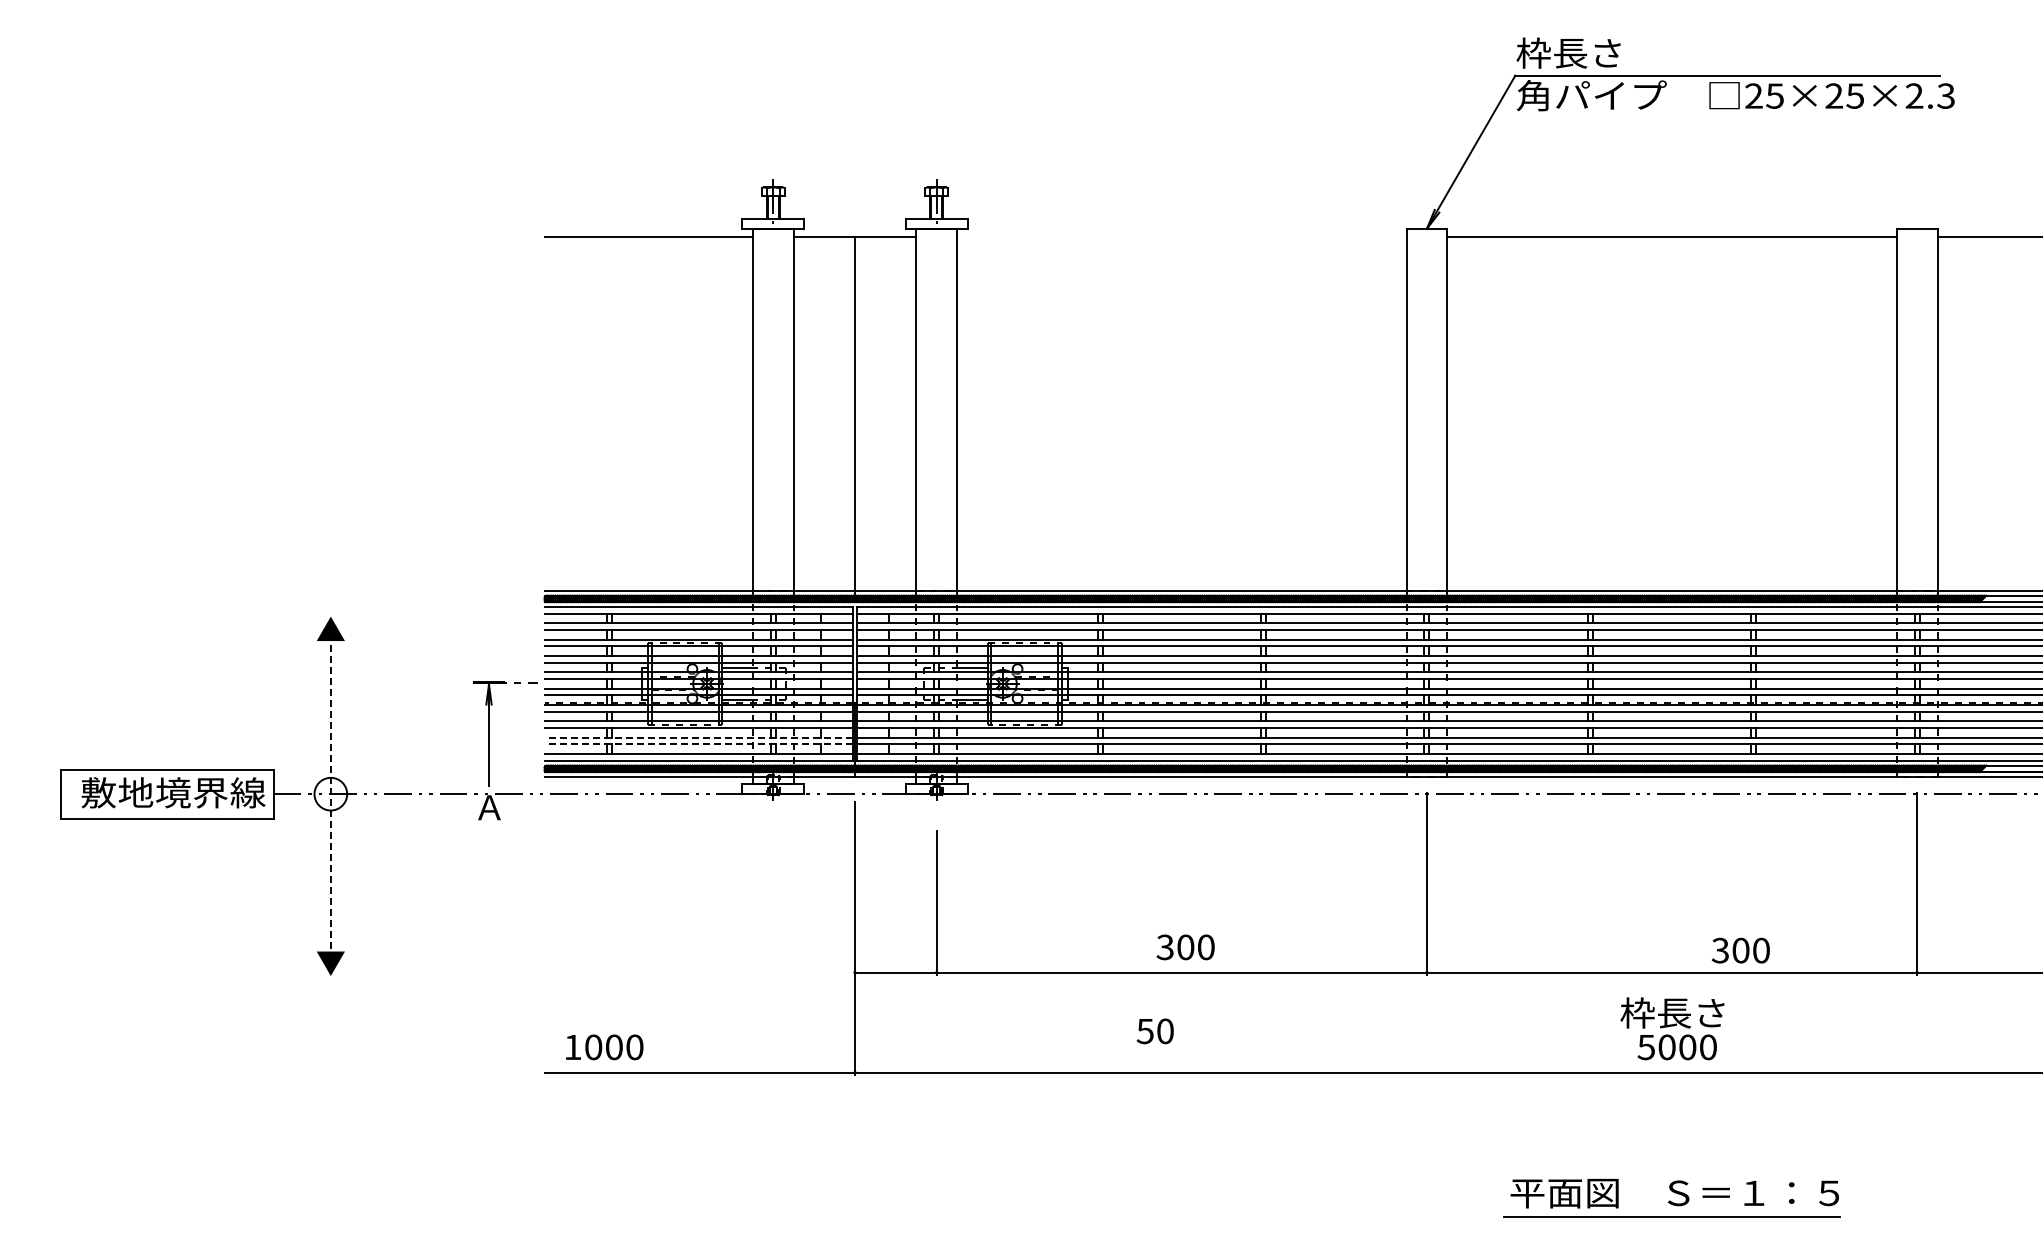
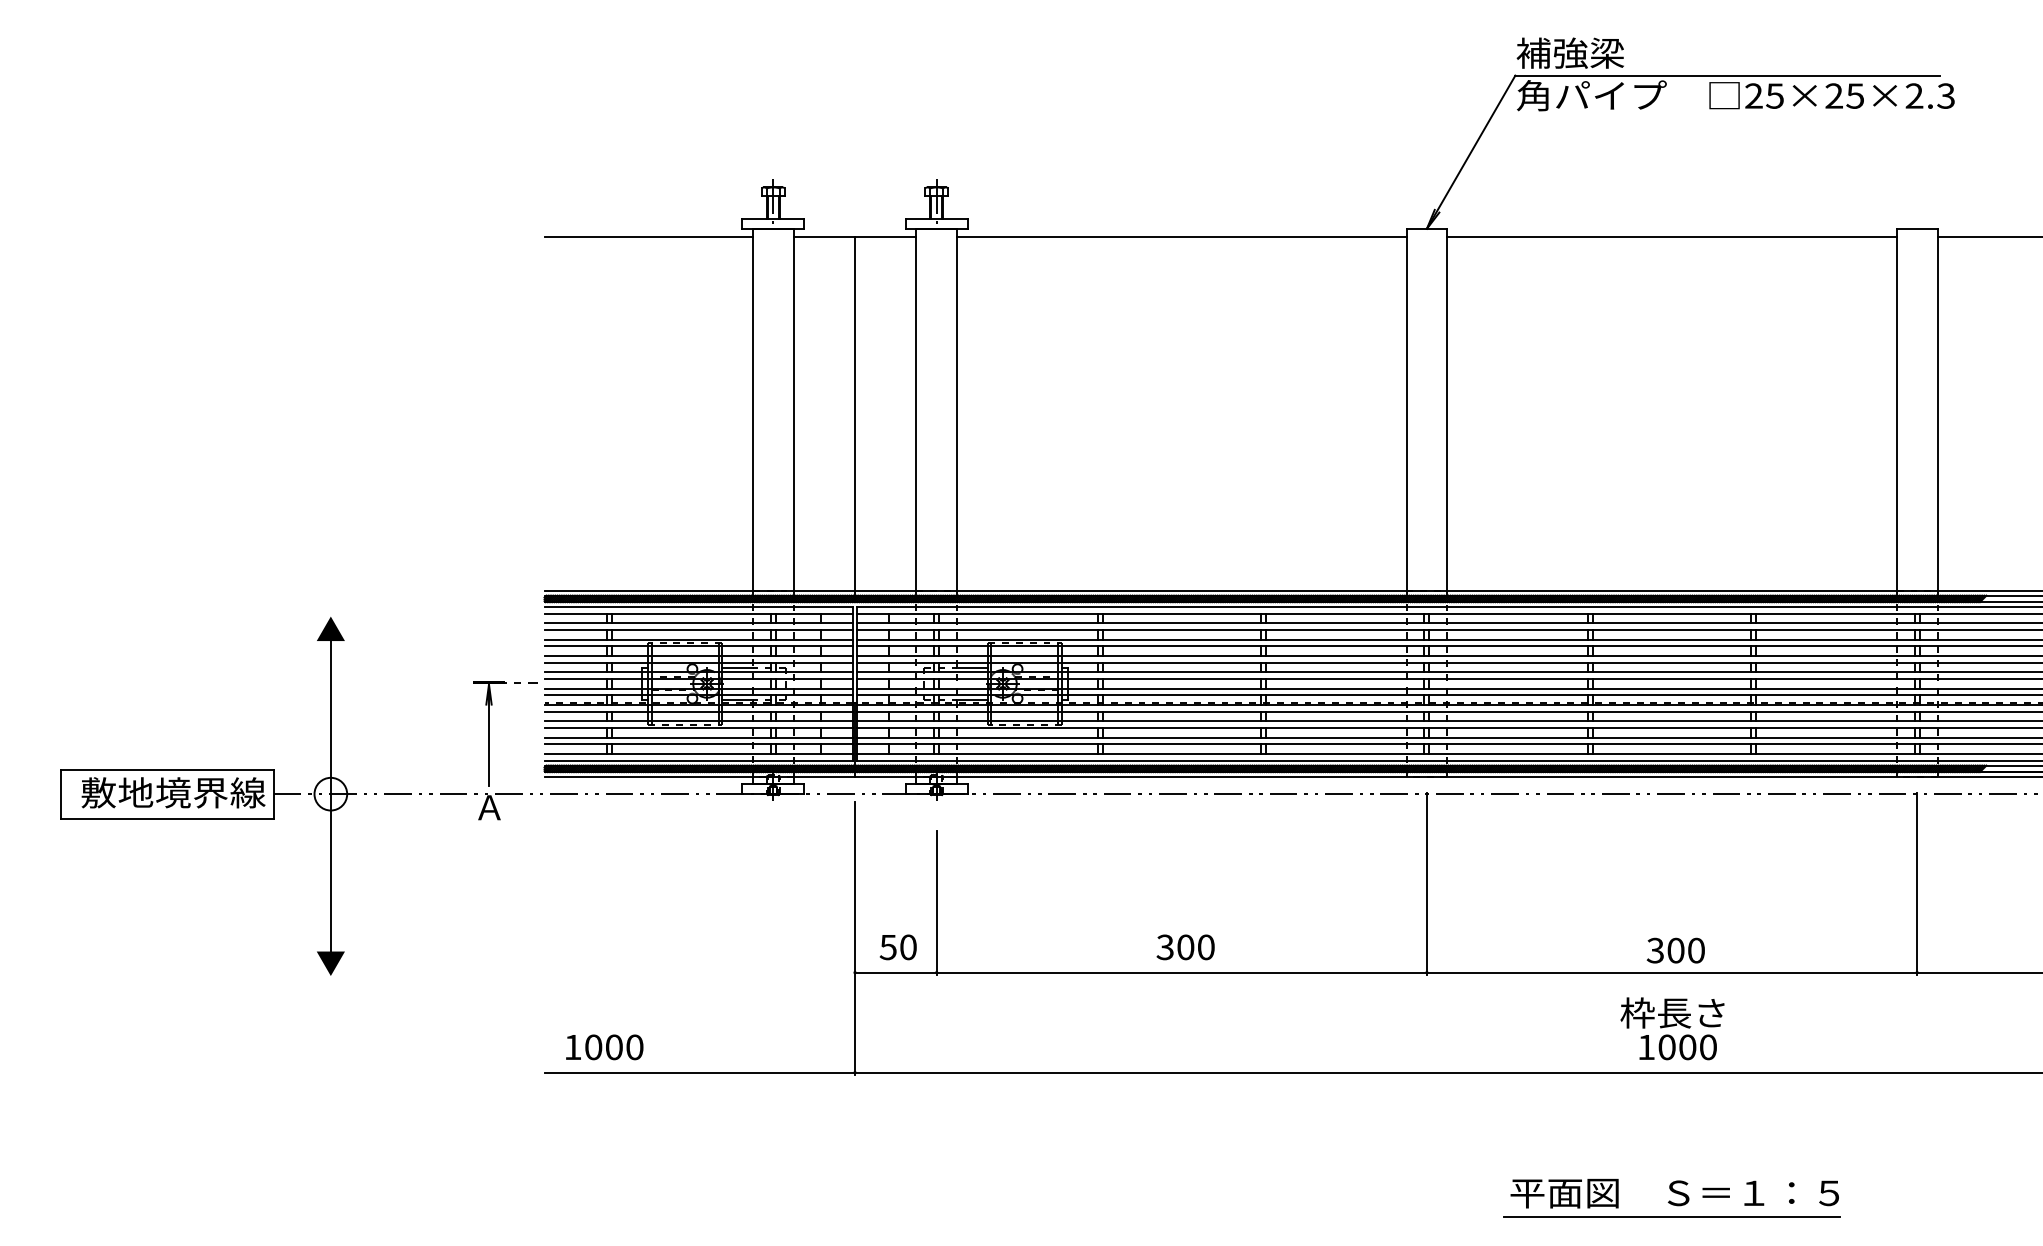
text: 枠長さ -> 補強梁 (1569, 52)
line: none -> present (1181, 236)
line: dashed -> solid (698, 737)
line: dashed -> solid (698, 744)
line: dashed -> solid (330, 795)
text position: (1740, 950) -> (1675, 950) (1675, 950)
text position: (1154, 1031) -> (897, 947) (897, 947)
text: 5000 -> 1000 (1645, 1047)
